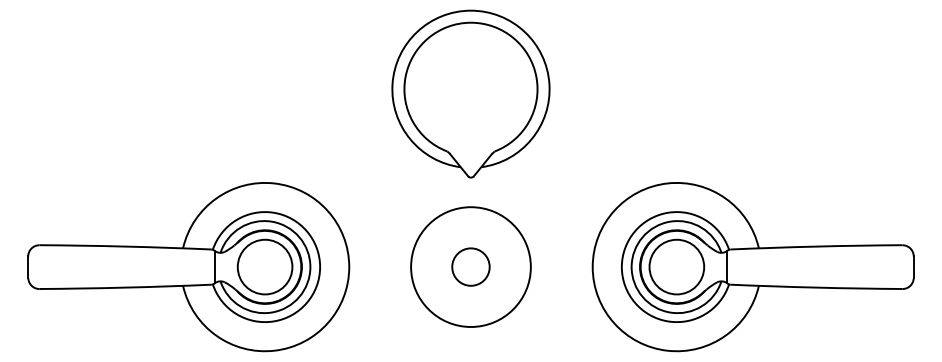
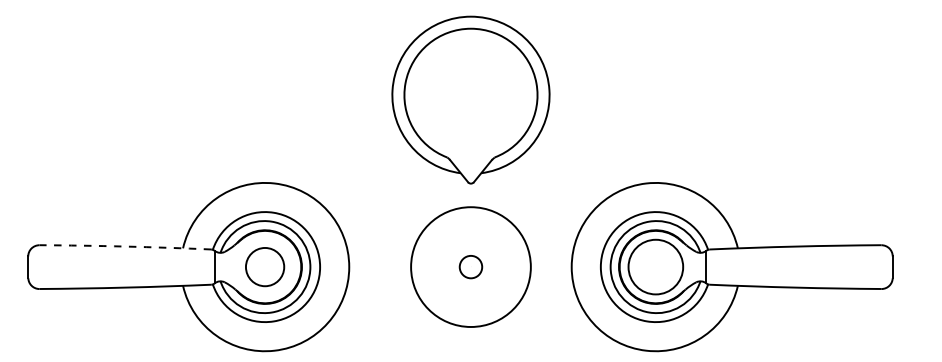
part position: (470, 93) -> (470, 99) (470, 99)
arc: solid -> dashed (125, 246)
circle diameter: 55 px -> 38 px (264, 266)
circle diameter: 37 px -> 22 px (470, 266)
part position: (752, 267) -> (731, 267) (731, 267)
